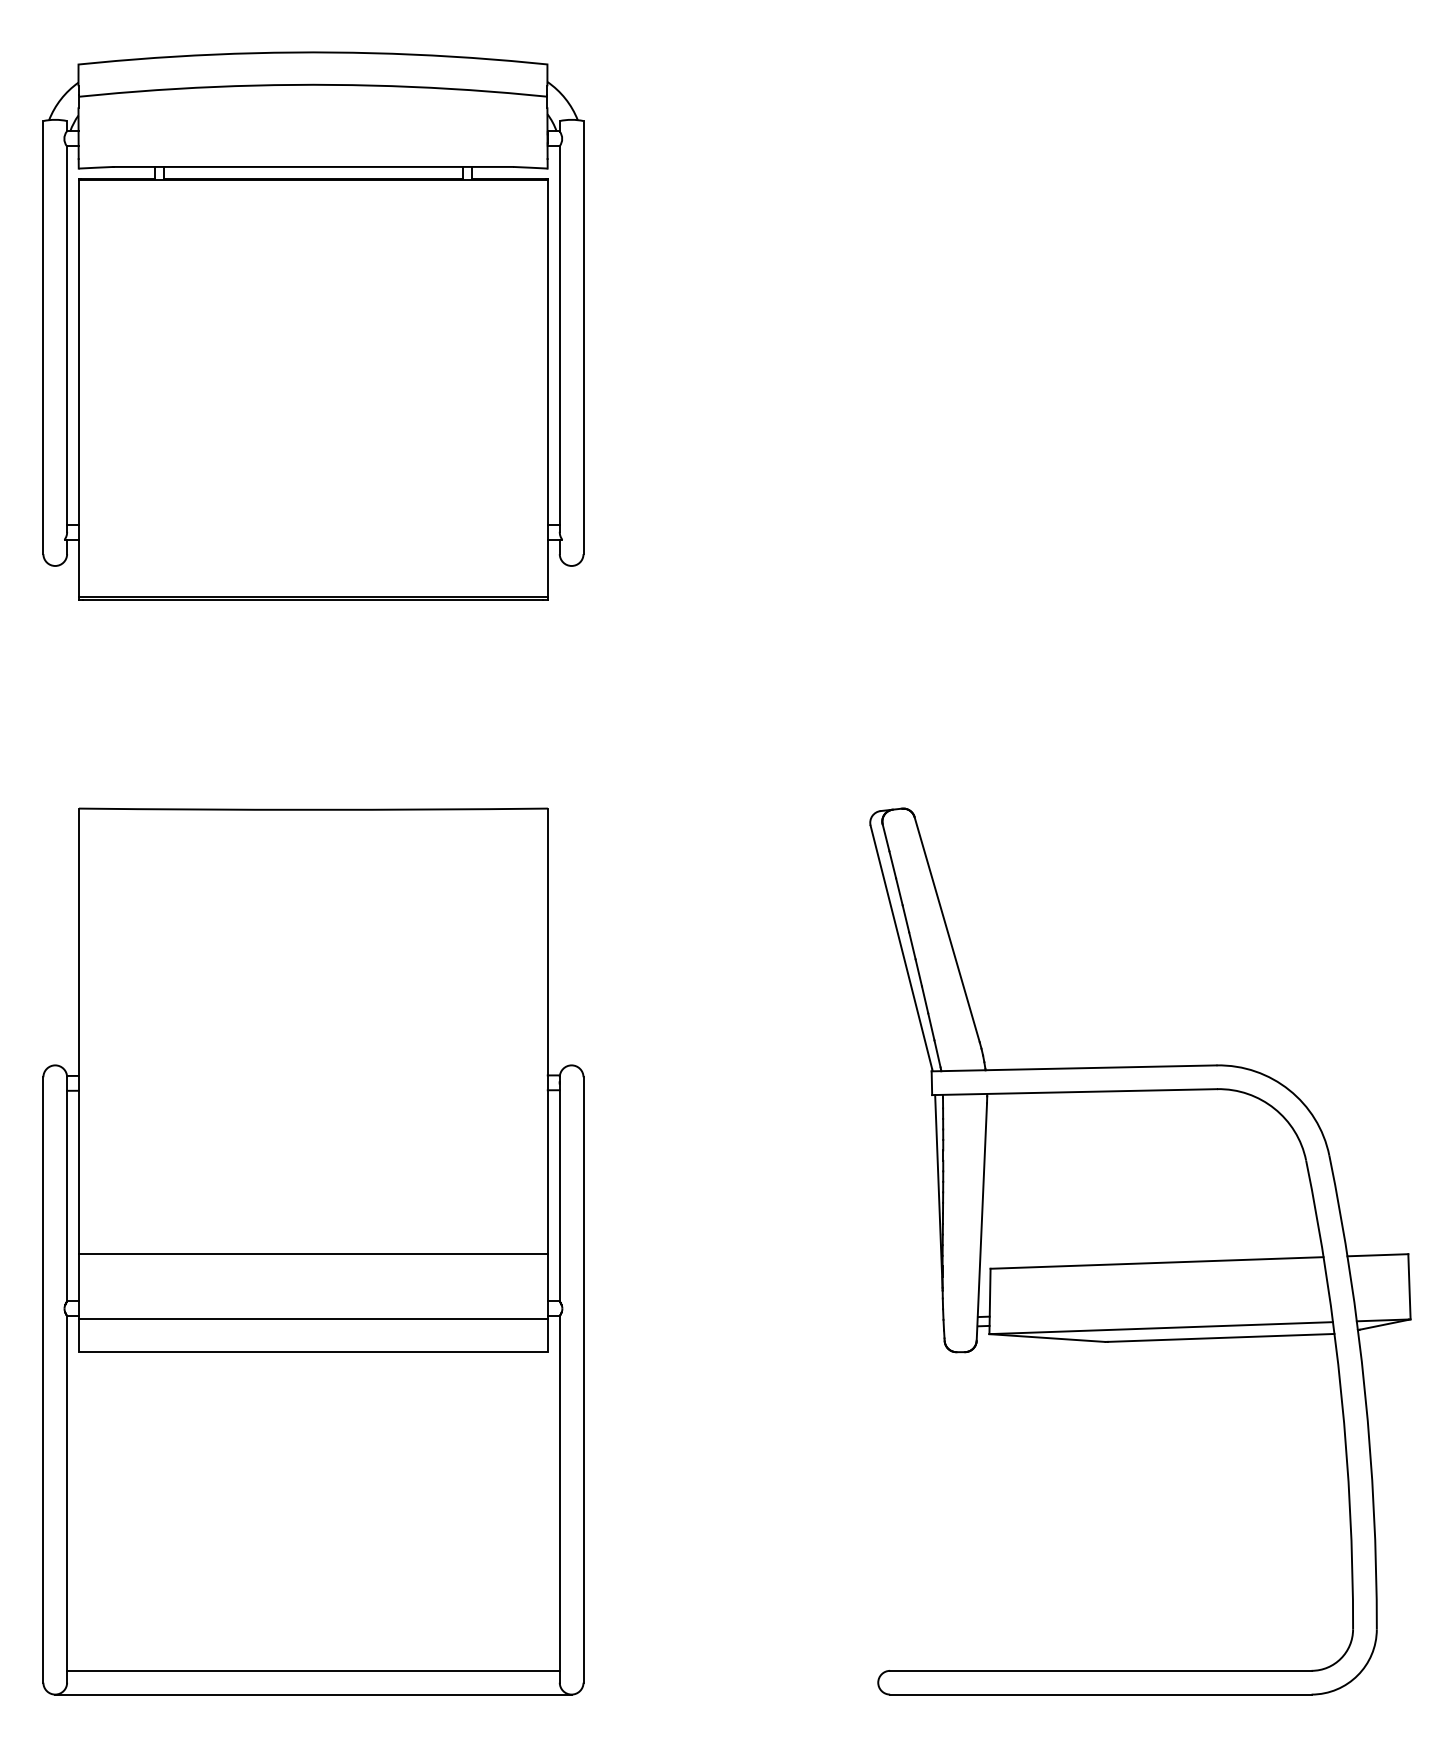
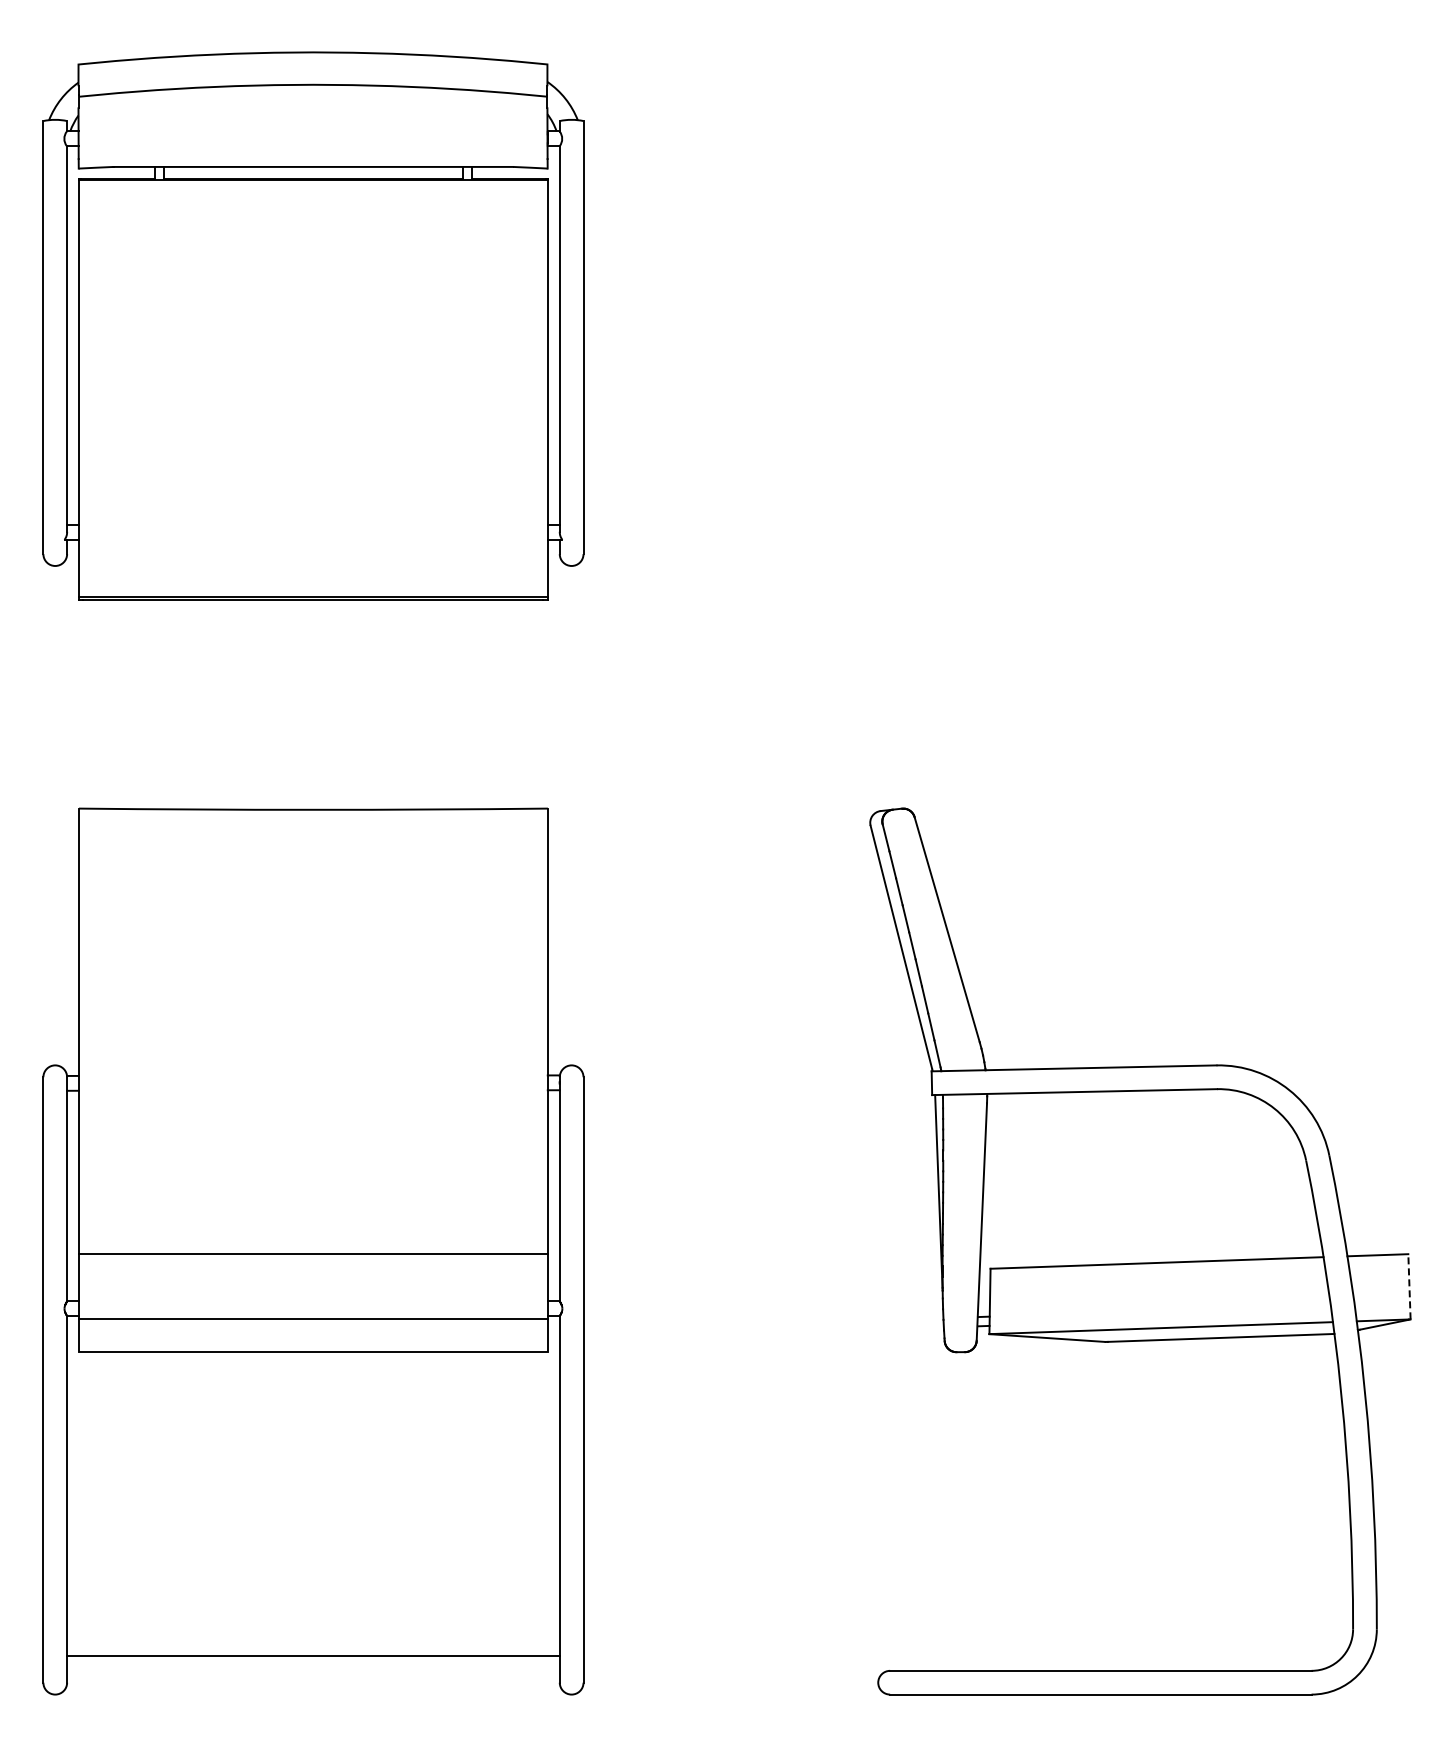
line: solid -> dashed (1409, 1286)
line position: (313, 1670) -> (313, 1655) (313, 1655)
line: present -> none (313, 1694)
